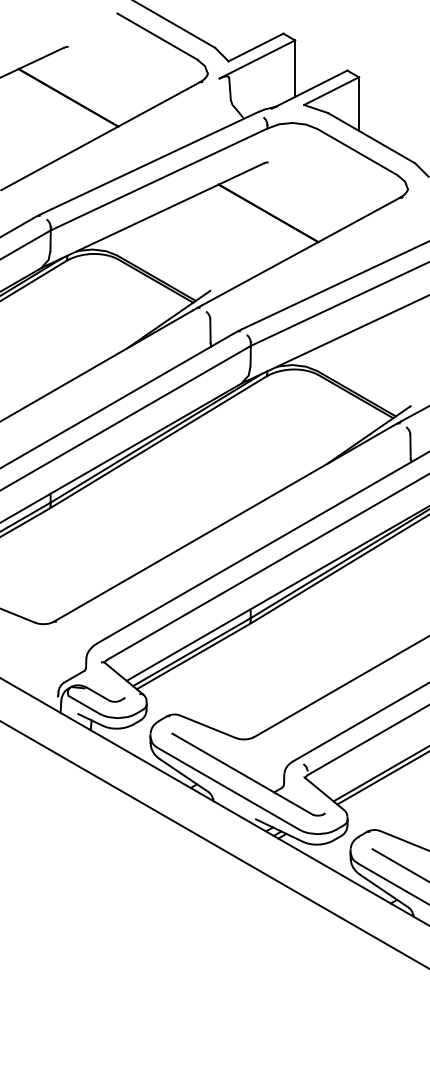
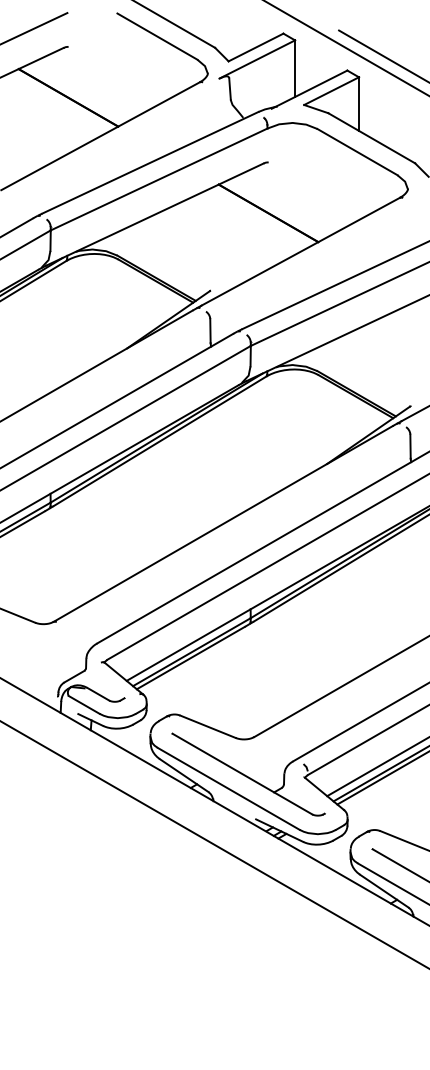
line: none -> present (34, 28)
line: none -> present (346, 48)
line: none -> present (382, 55)
line: none -> present (376, 767)
